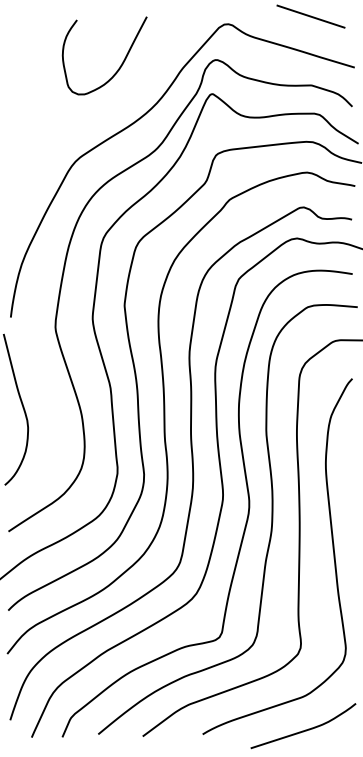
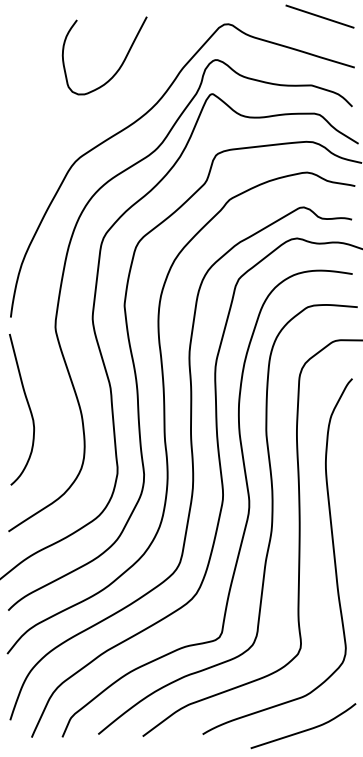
line position: (310, 16) -> (319, 16) (319, 16)
curve position: (22, 408) -> (28, 408) (28, 408)
